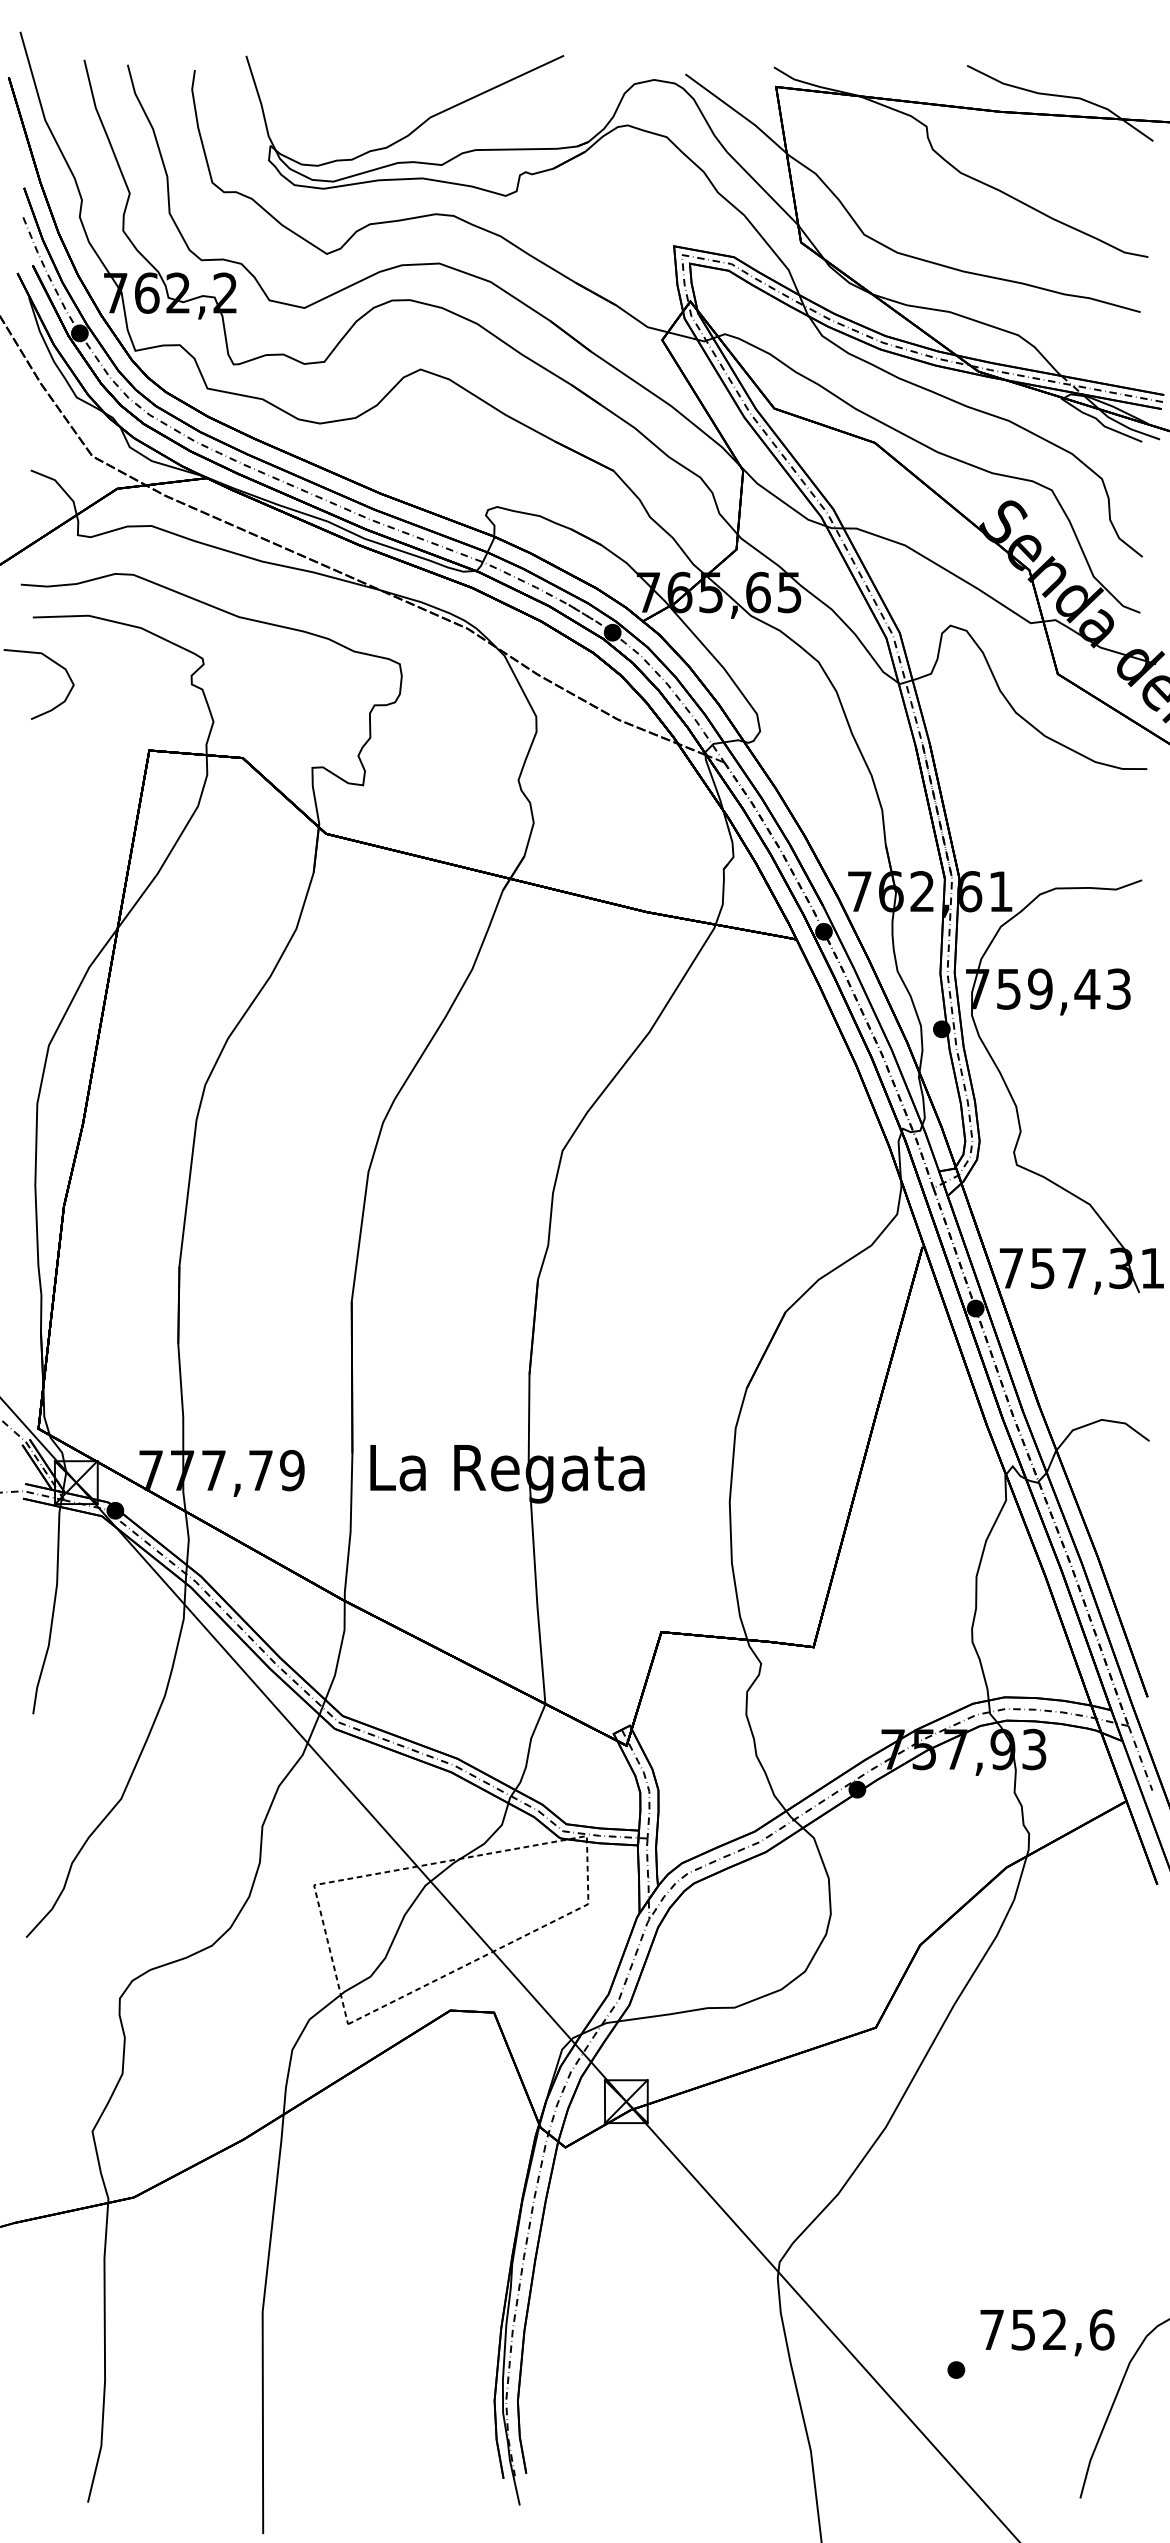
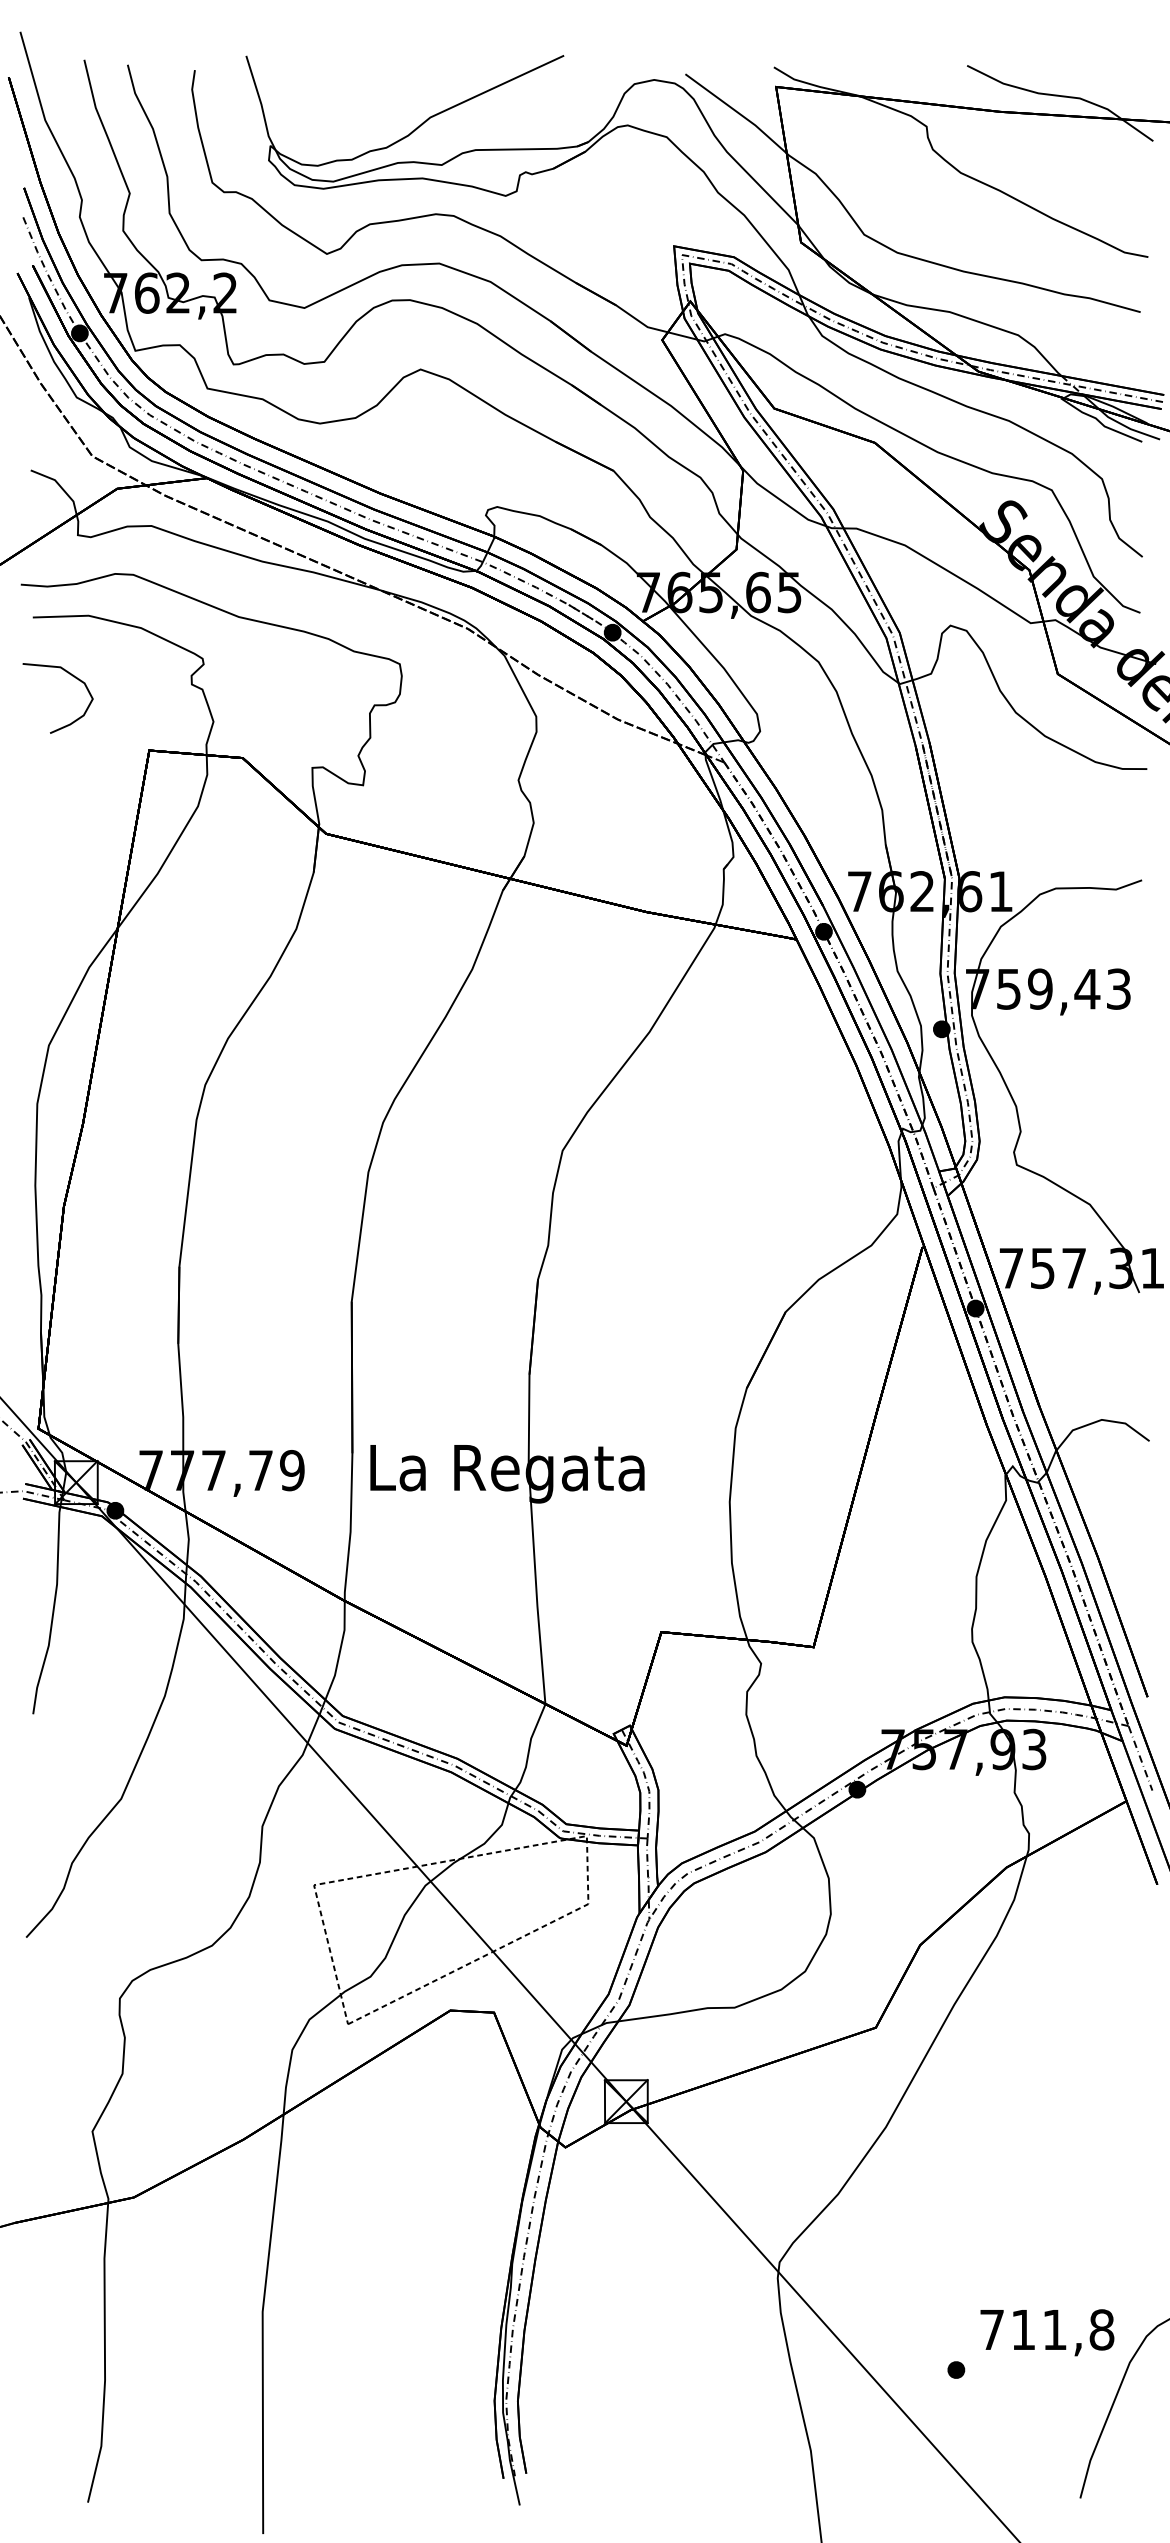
curve position: (54, 663) -> (73, 677) (73, 677)
text: 752,6 -> 711,8 (1062, 2329)
